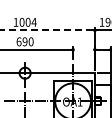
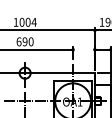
line: dashed -> solid (46, 30)
